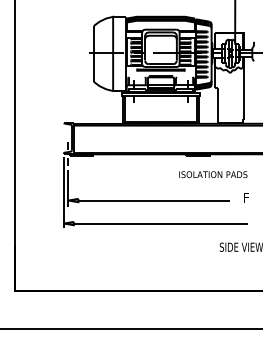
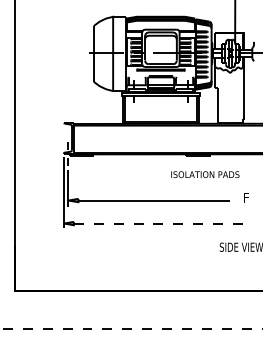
text position: (213, 174) -> (205, 174) (205, 174)
line: solid -> dashed (160, 223)
line: solid -> dashed (130, 328)
